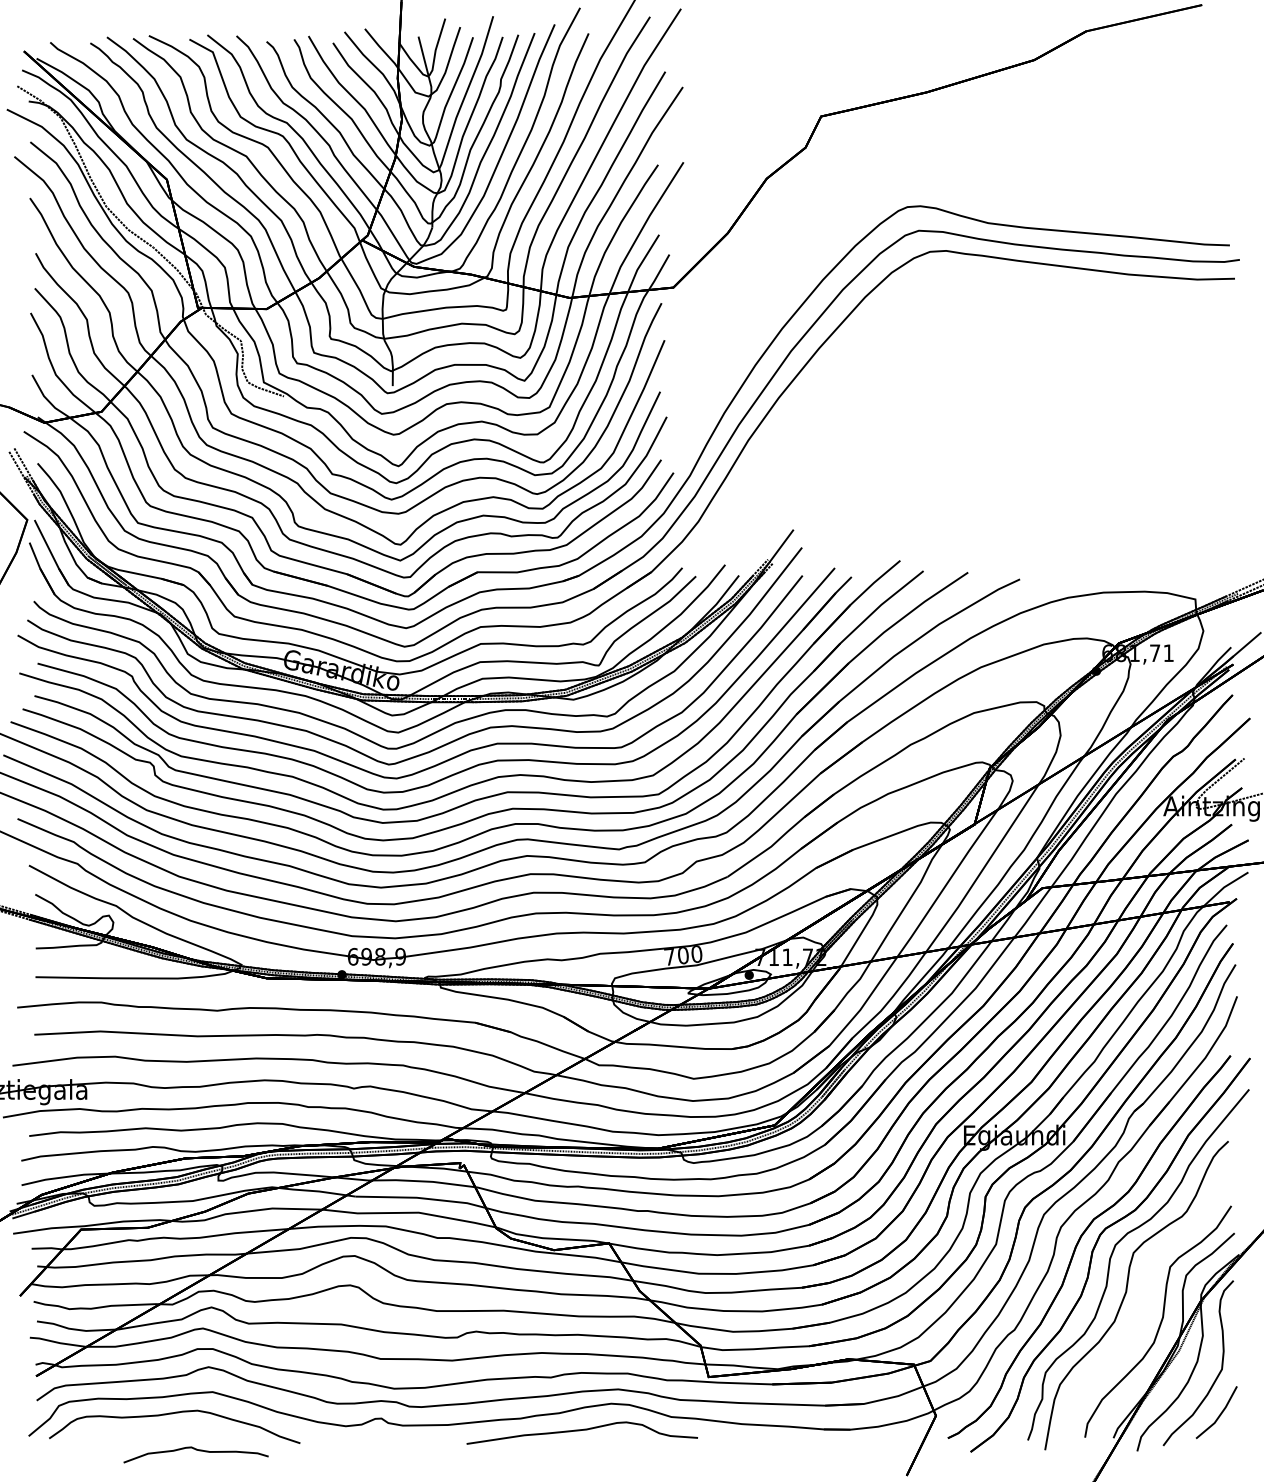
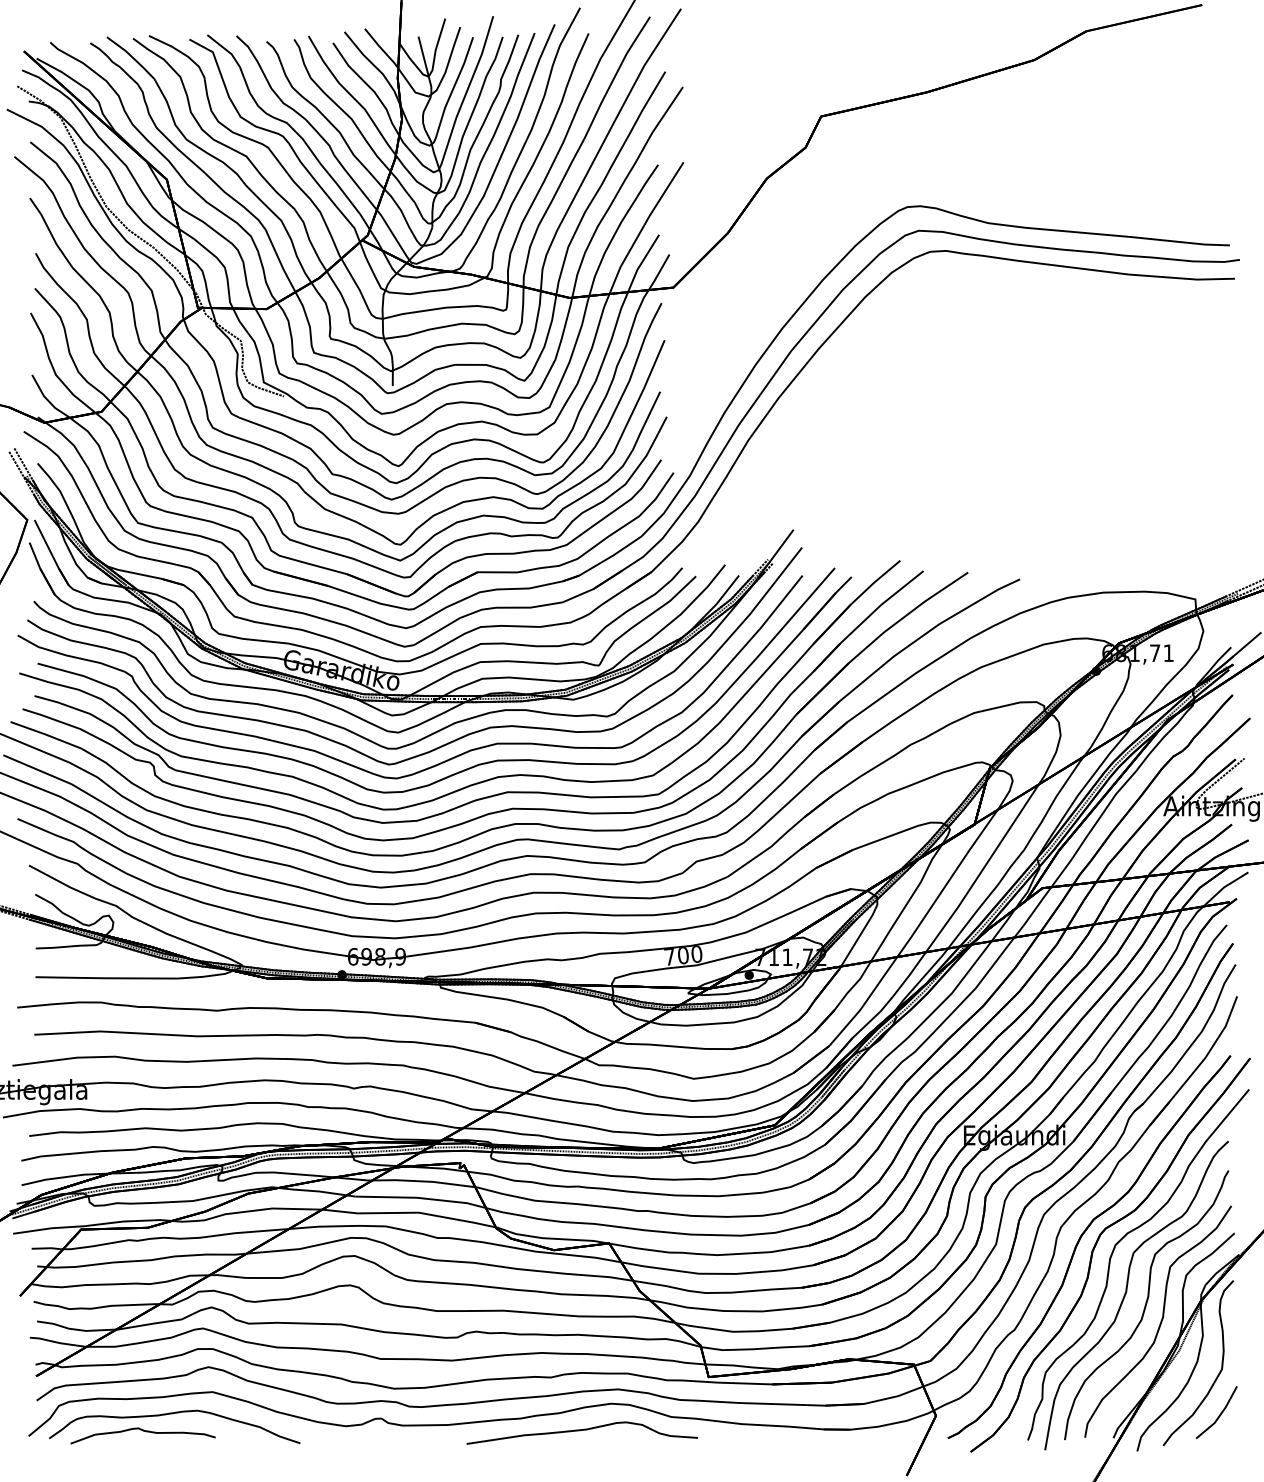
curve: none -> present (1146, 1305)
curve position: (195, 1450) -> (142, 1431) (142, 1431)
